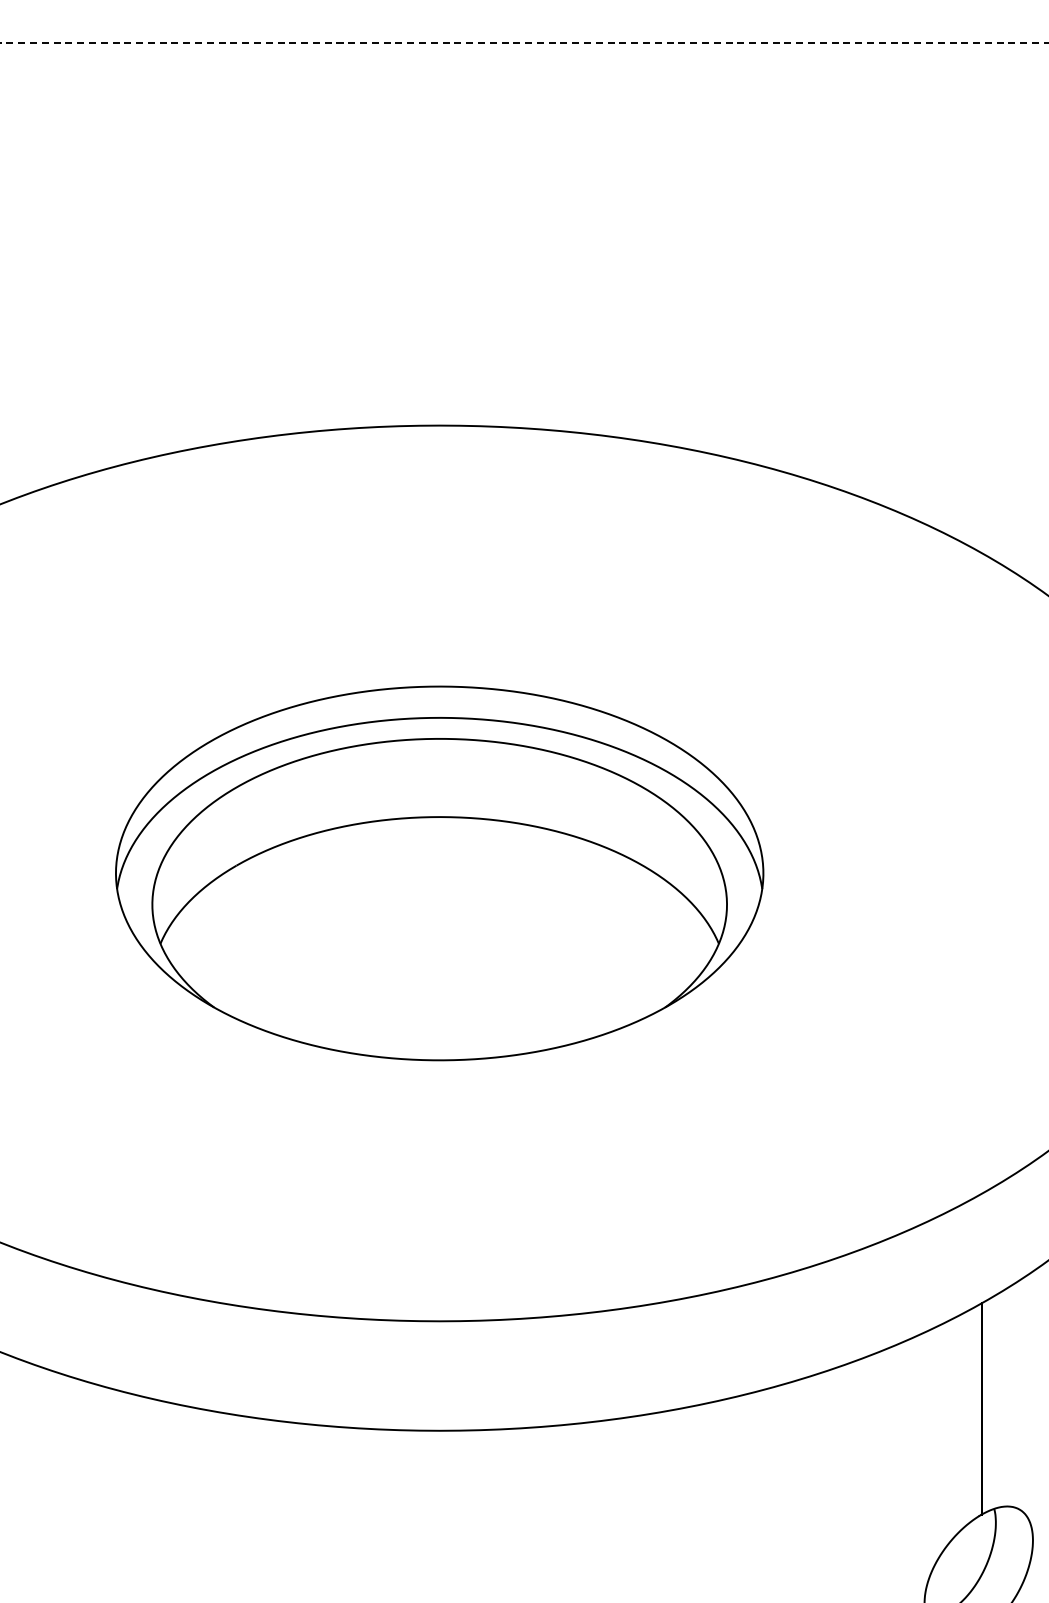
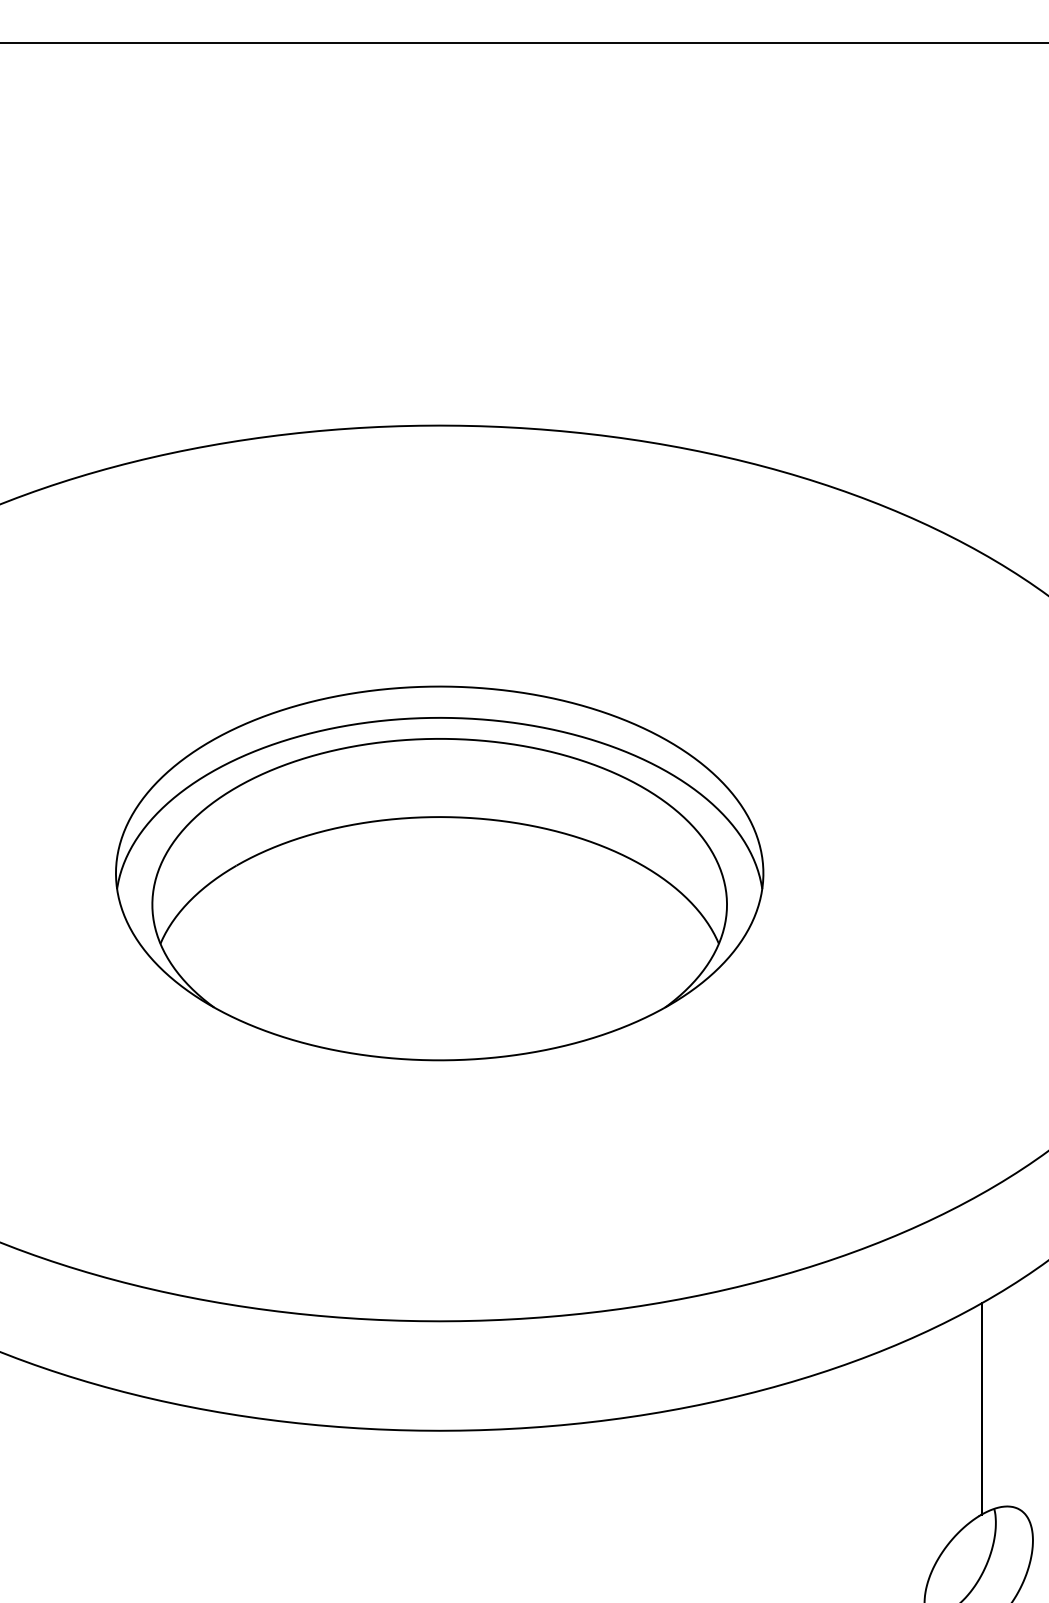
line: dashed -> solid (524, 43)
